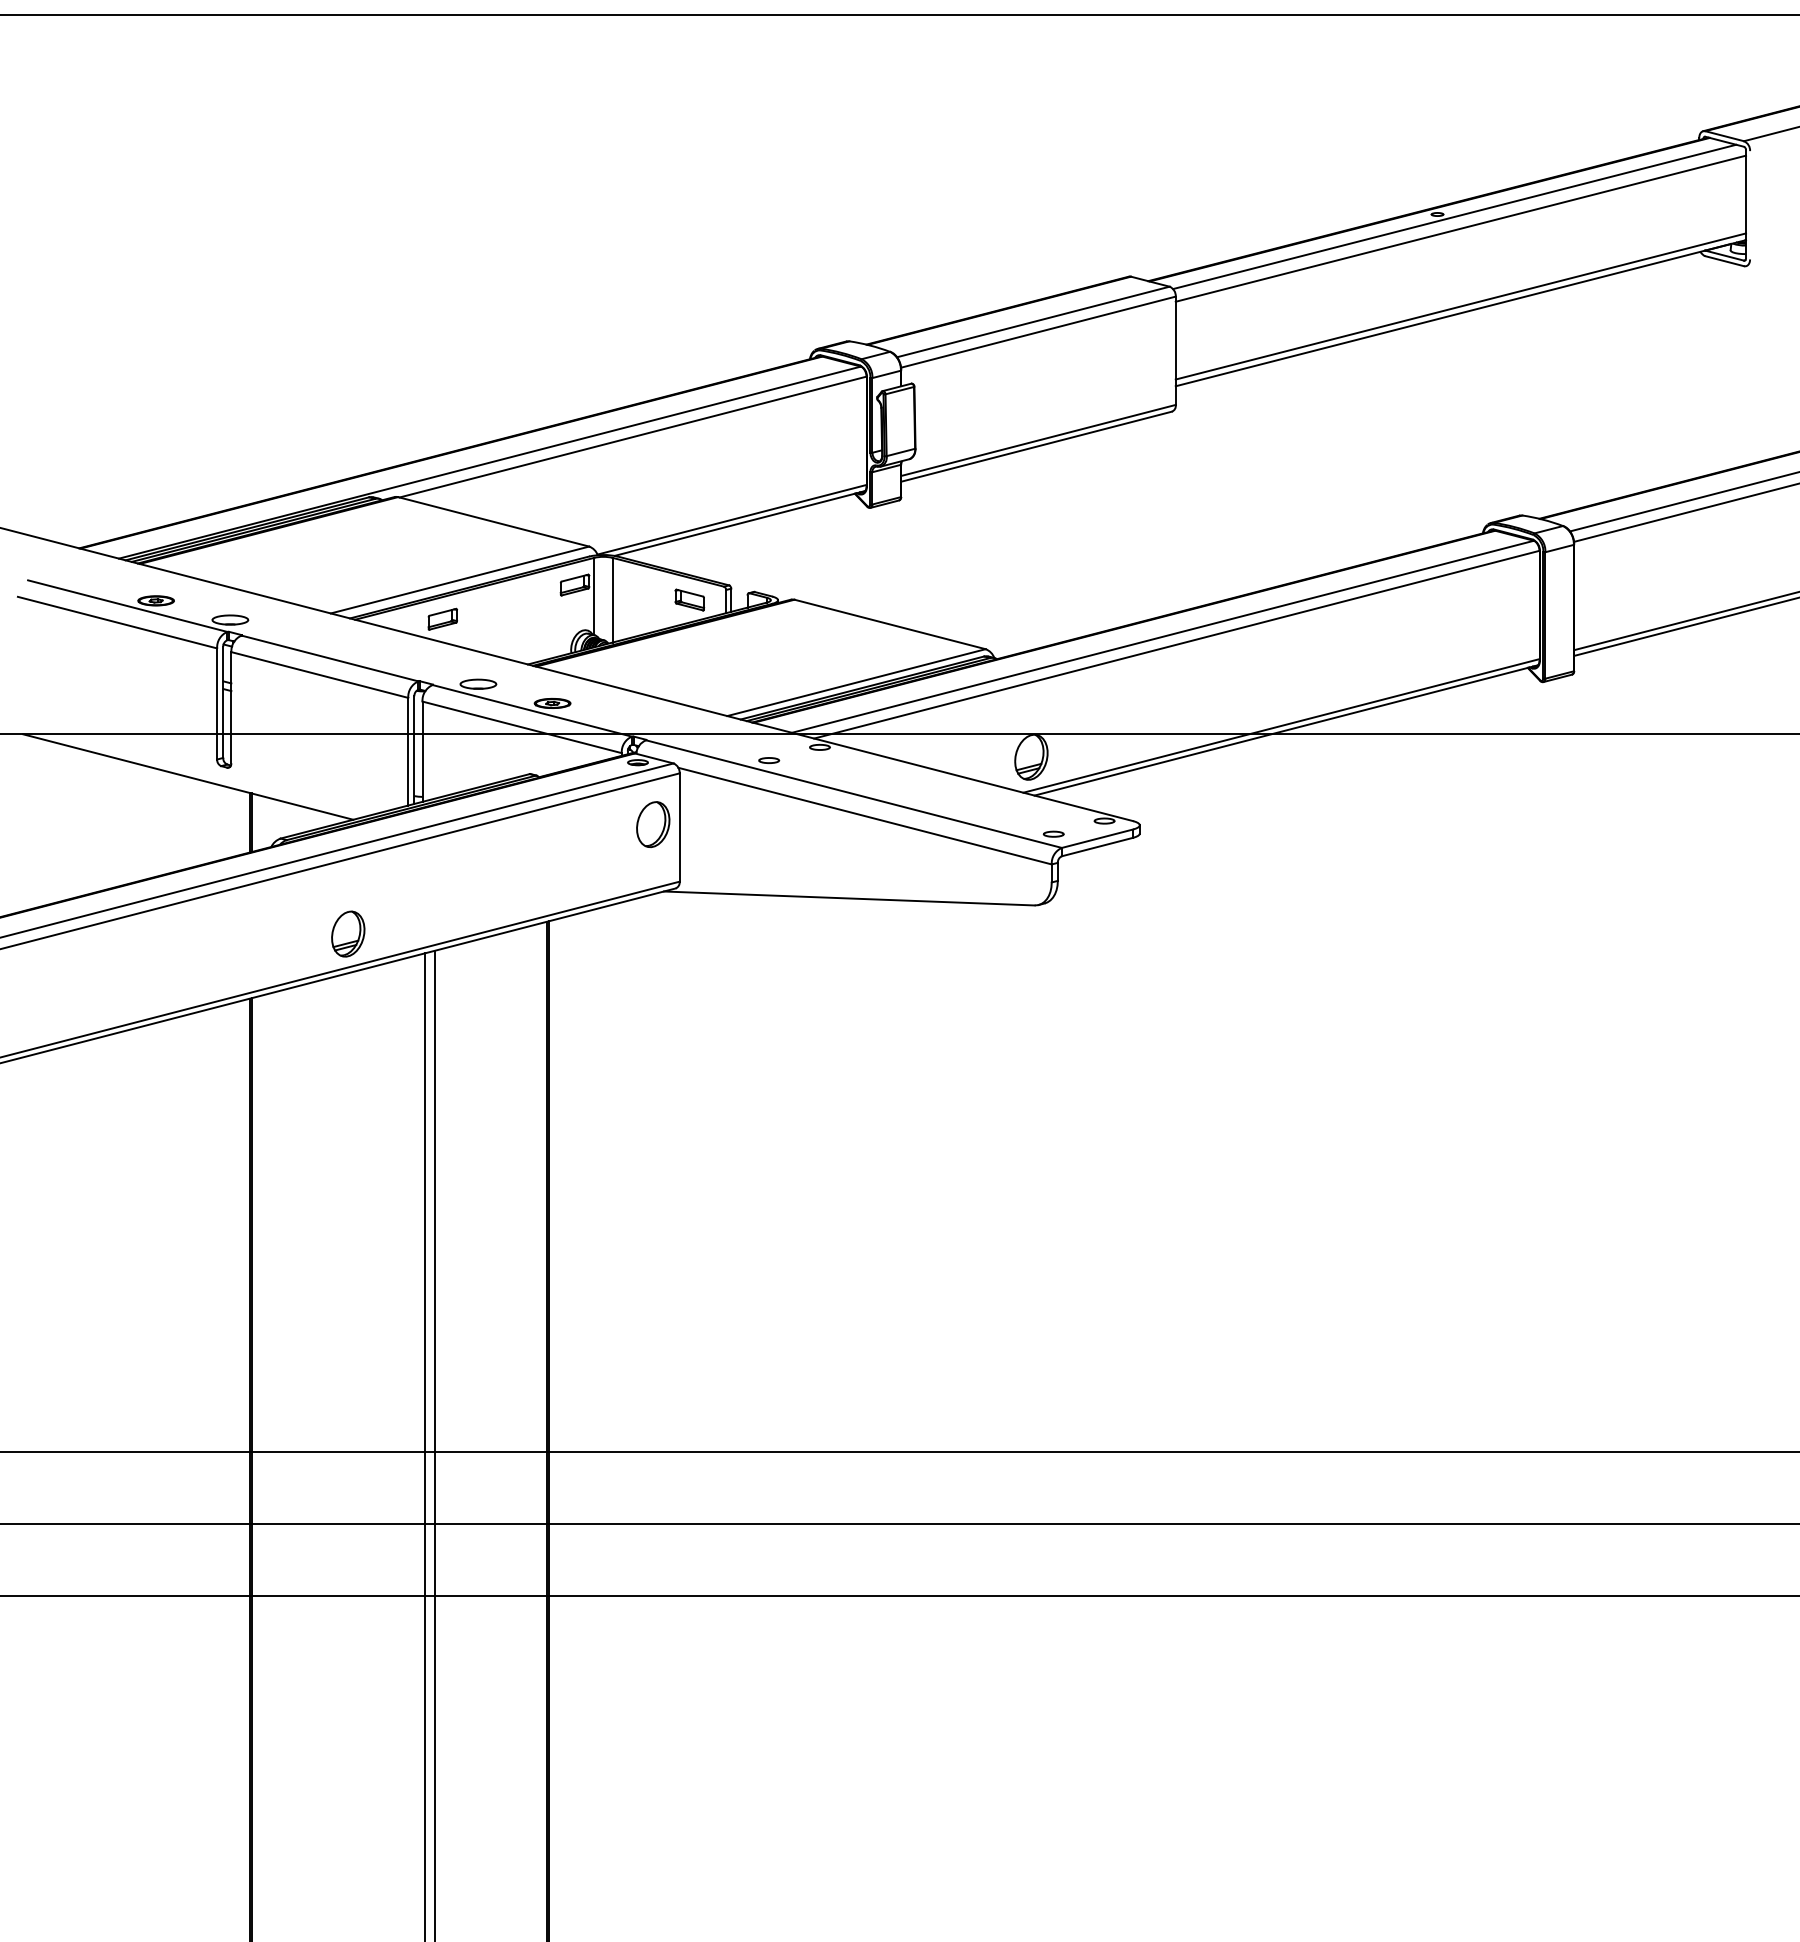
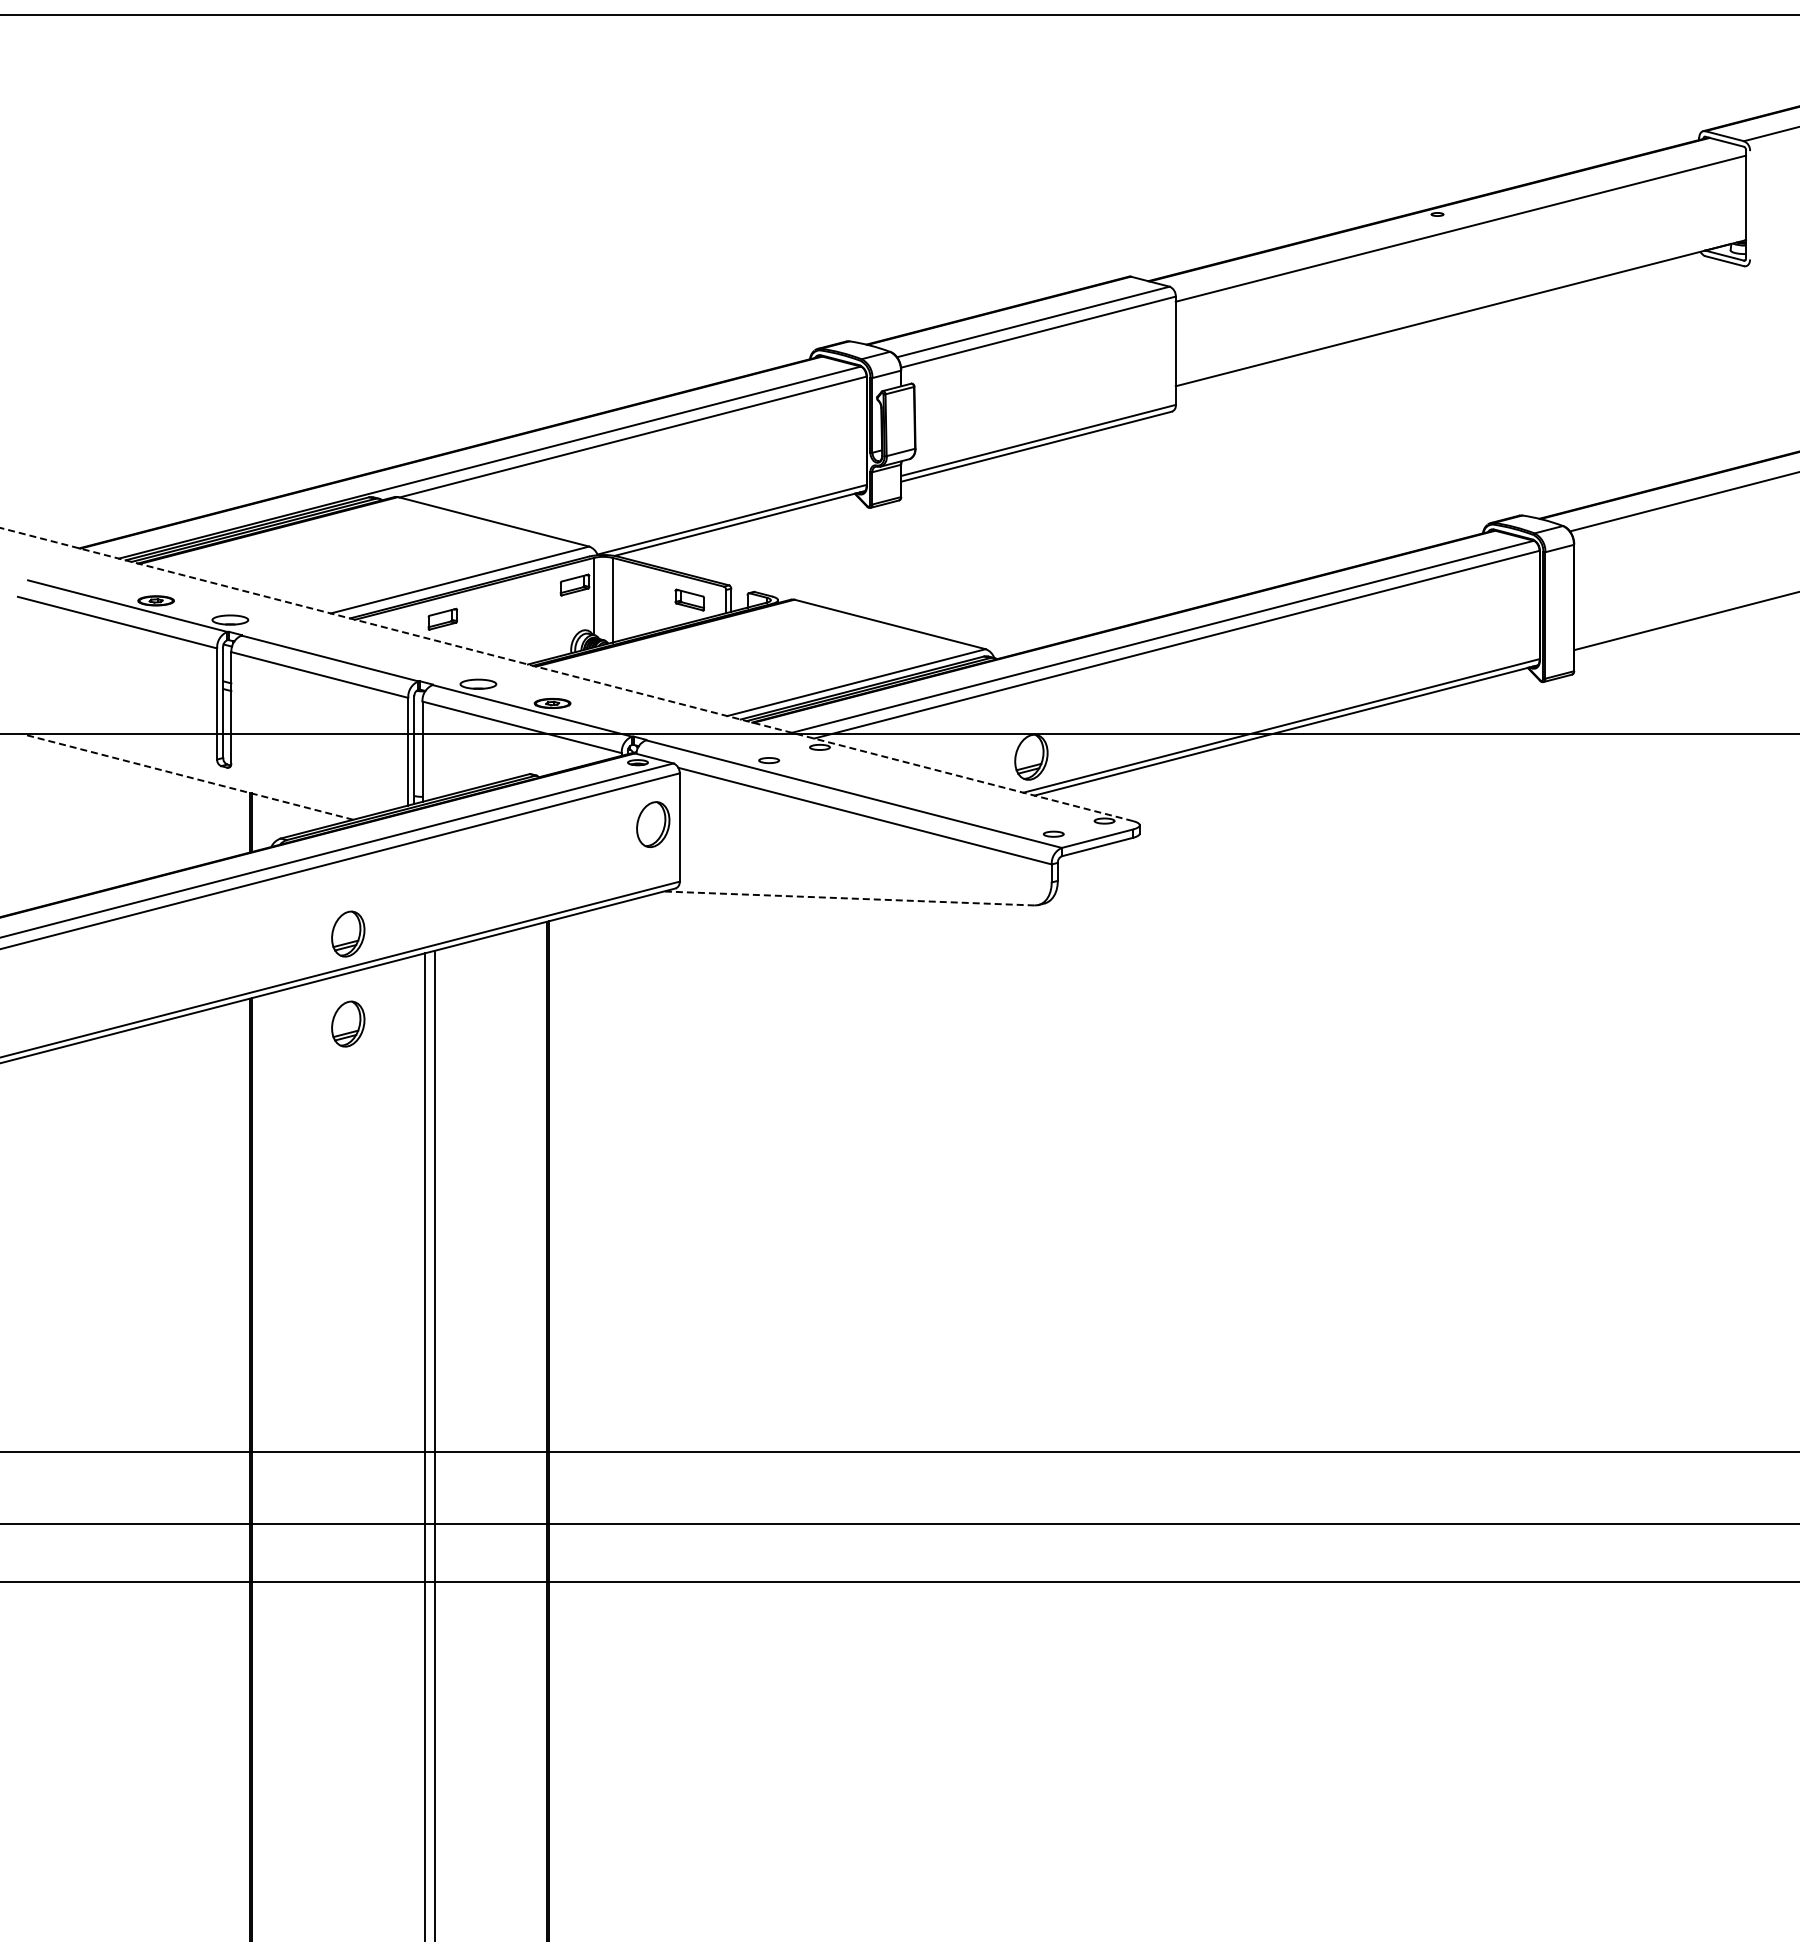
line: present -> none (1454, 216)
line: present -> none (1460, 306)
line: present -> none (1685, 512)
line: present -> none (1685, 626)
line: solid -> dashed (566, 674)
line: solid -> dashed (188, 777)
line: solid -> dashed (848, 898)
part: none -> present (348, 1023)
line position: (899, 1596) -> (899, 1582) (899, 1582)
